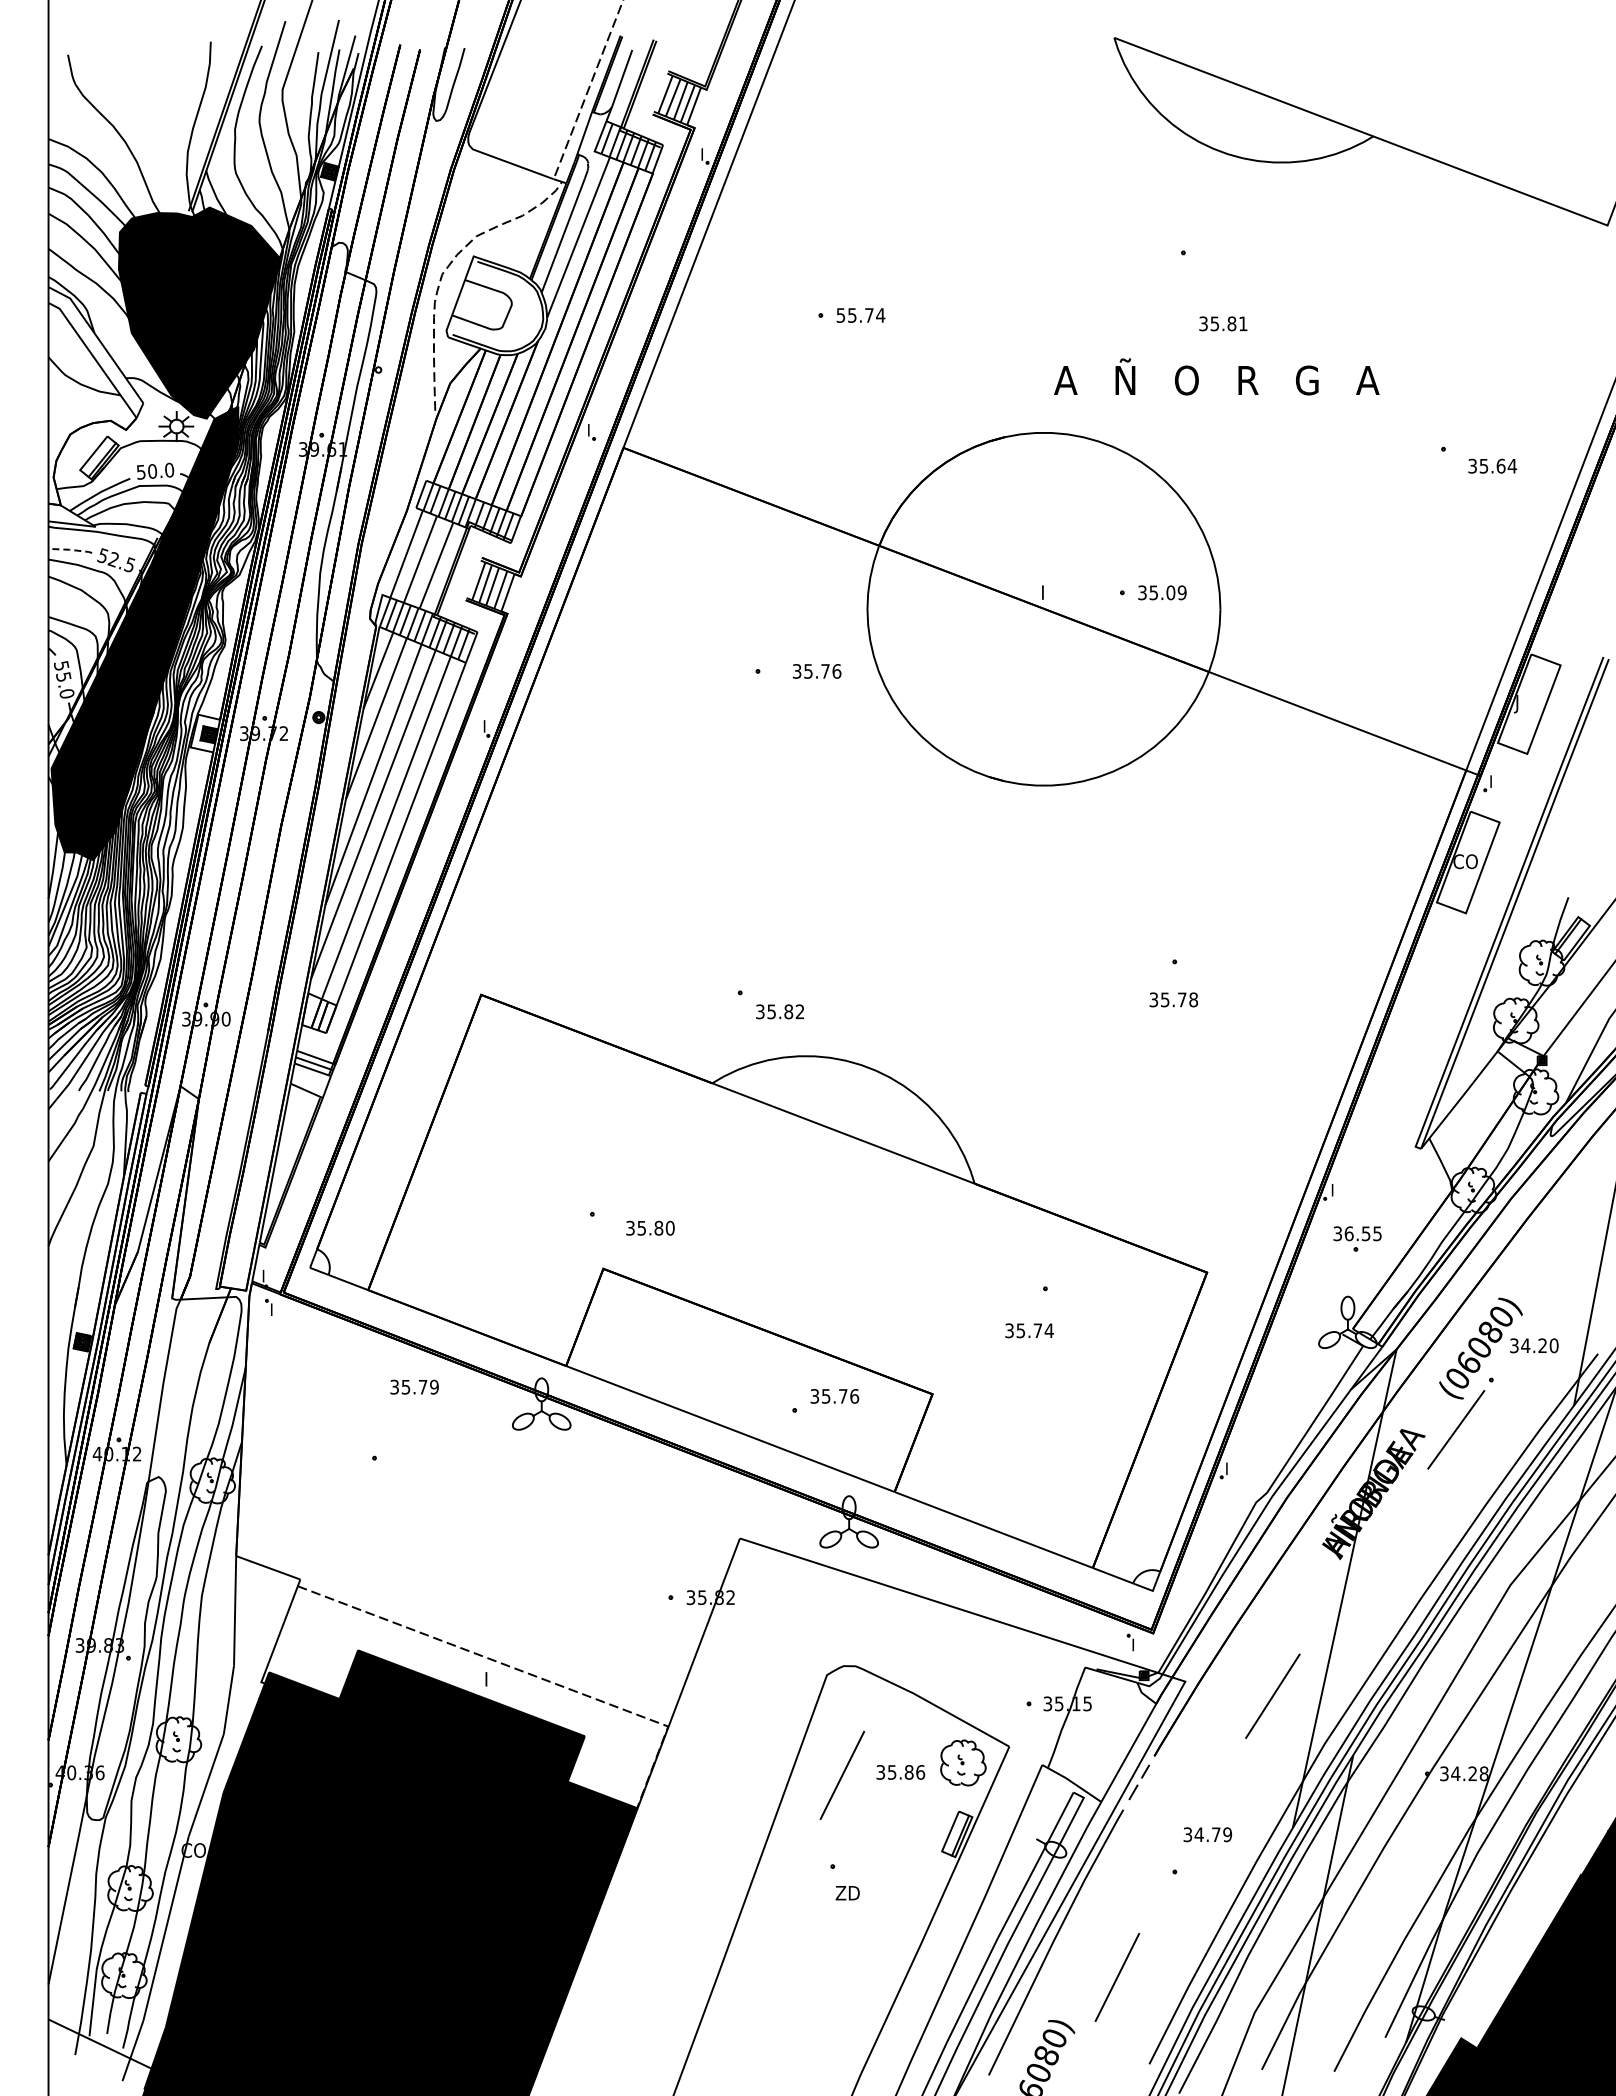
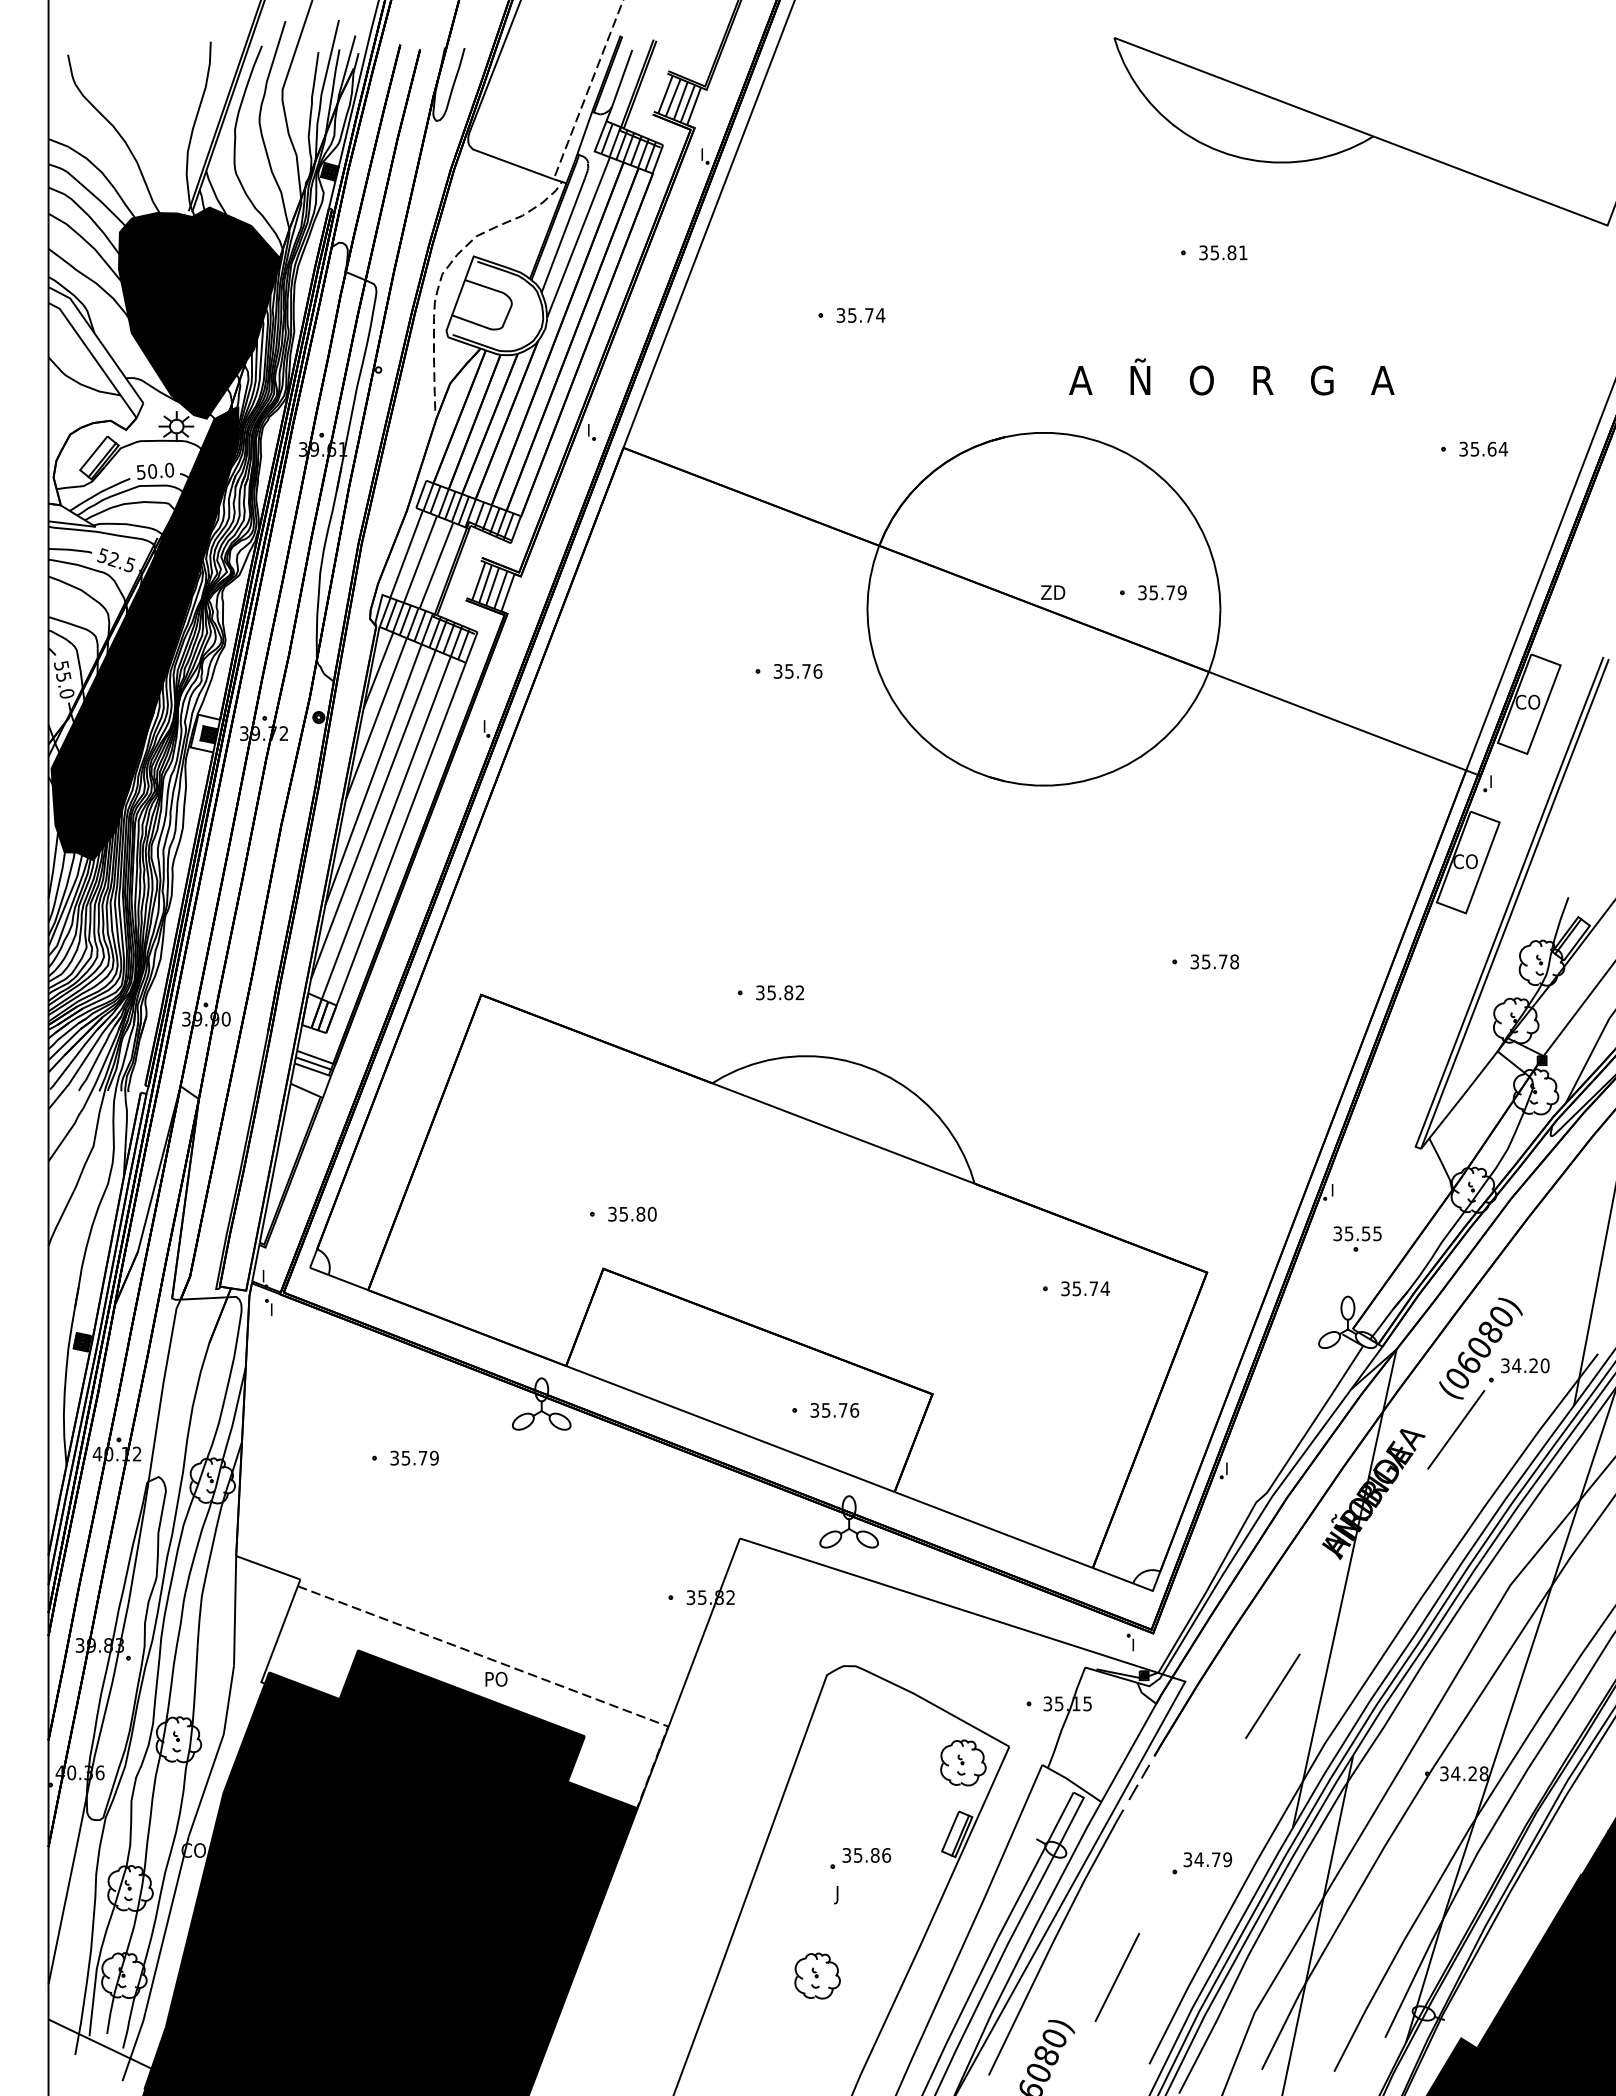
text: 55.74 -> 35.74 (841, 314)
text position: (1223, 323) -> (1223, 252) (1223, 252)
text position: (1216, 376) -> (1231, 376) (1231, 376)
text position: (1492, 465) -> (1483, 448) (1483, 448)
line: dashed -> solid (70, 549)
text: I -> ZD (1053, 592)
text: 35.09 -> 35.79 (1170, 592)
text position: (816, 671) -> (797, 671) (797, 671)
text: J -> CO (1526, 703)
text position: (1173, 999) -> (1214, 961) (1214, 961)
text position: (779, 1011) -> (779, 992) (779, 992)
text position: (650, 1227) -> (632, 1213) (632, 1213)
text: 36.55 -> 35.55 (1348, 1233)
text position: (1029, 1330) -> (1085, 1288) (1085, 1288)
text position: (1534, 1345) -> (1525, 1365) (1525, 1365)
text position: (414, 1386) -> (414, 1457) (414, 1457)
text position: (834, 1396) -> (834, 1410) (834, 1410)
text: I -> PO (497, 1678)
text position: (900, 1772) -> (866, 1855) (866, 1855)
line: present -> none (842, 1774)
text position: (1207, 1834) -> (1207, 1859) (1207, 1859)
text: ZD -> J (846, 1895)
part: none -> present (817, 1975)
